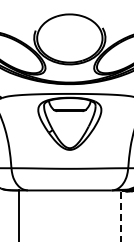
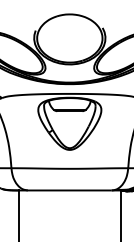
line: dashed -> solid (121, 215)
